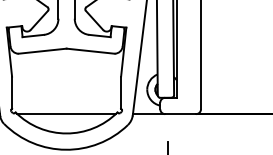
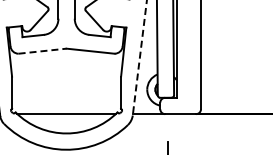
line: solid -> dashed (43, 51)
line: solid -> dashed (139, 58)
